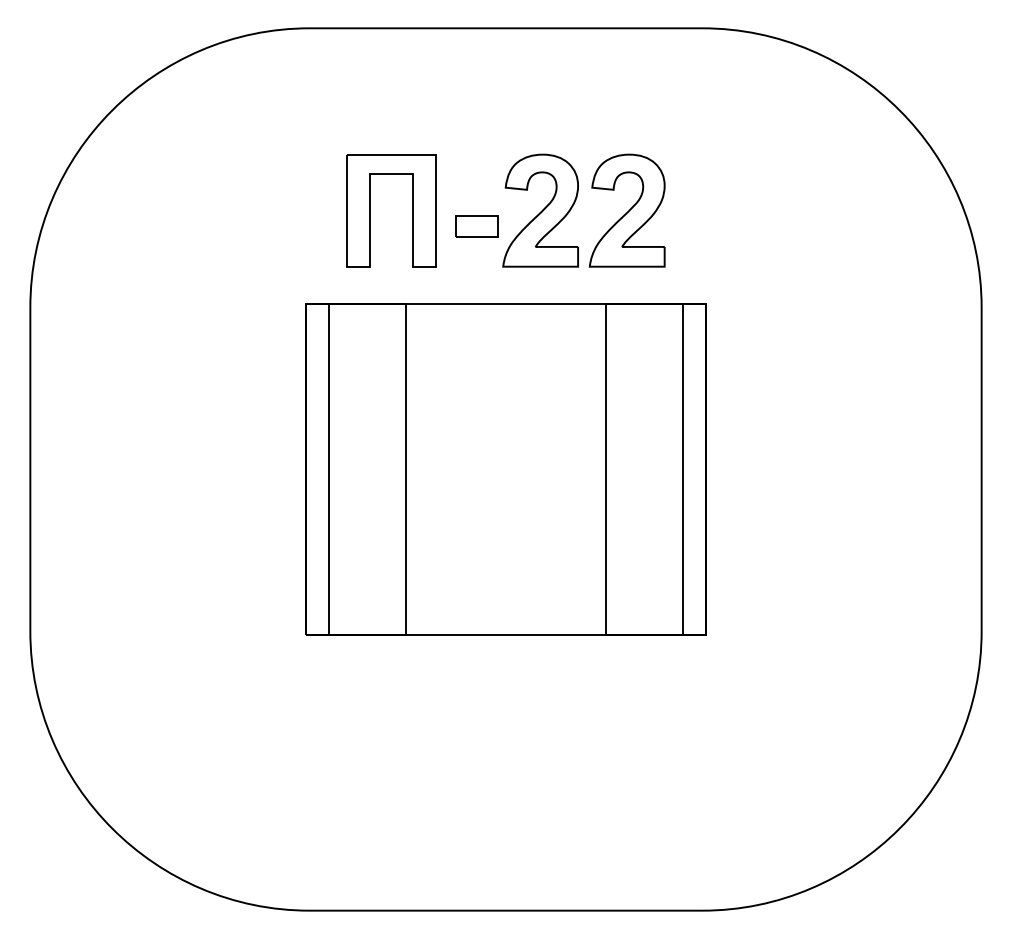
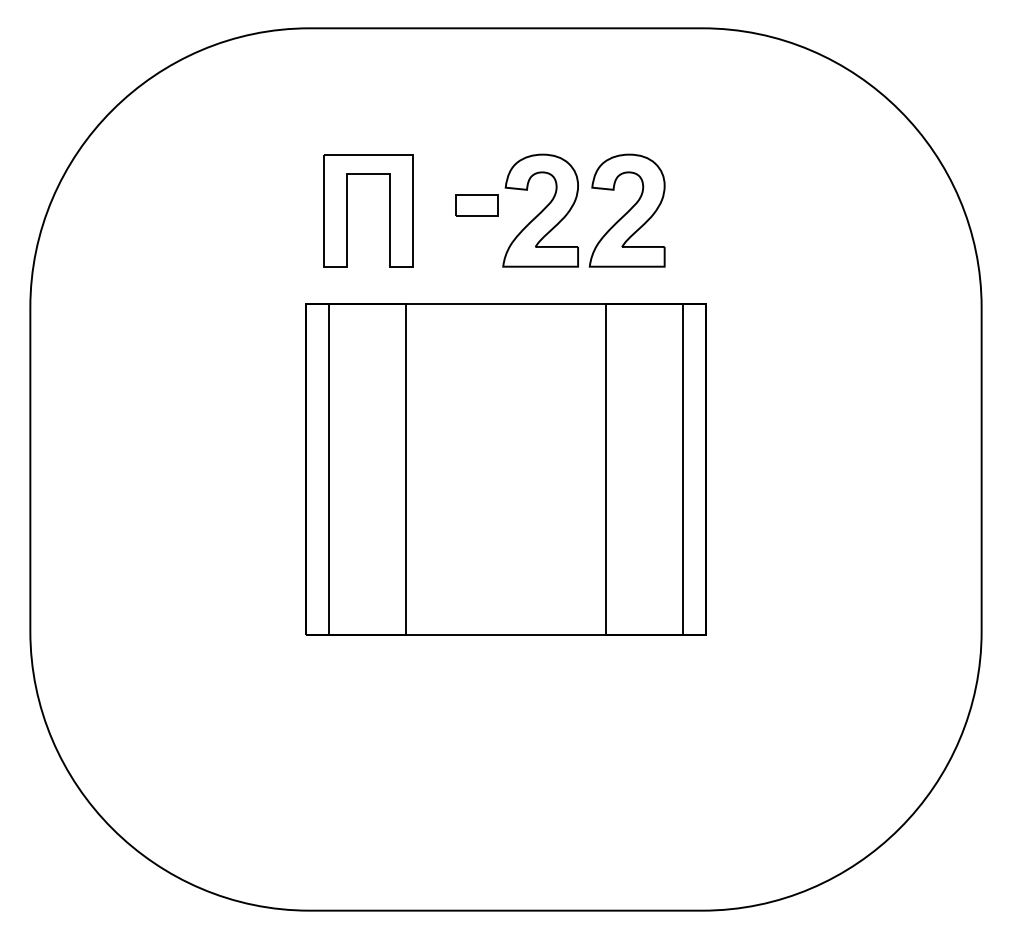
part position: (370, 210) -> (347, 210) (347, 210)
part position: (476, 226) -> (476, 205) (476, 205)
